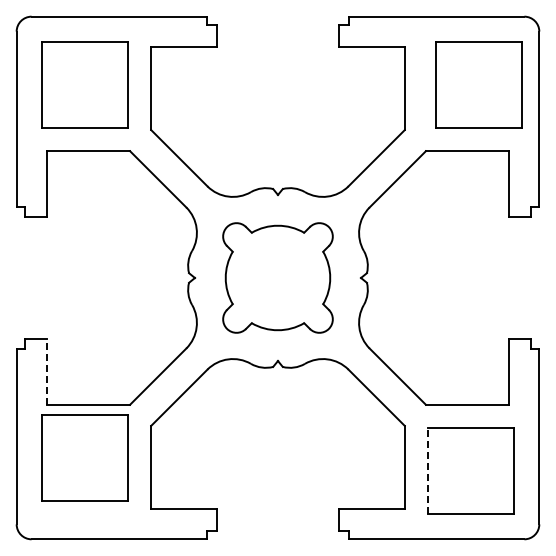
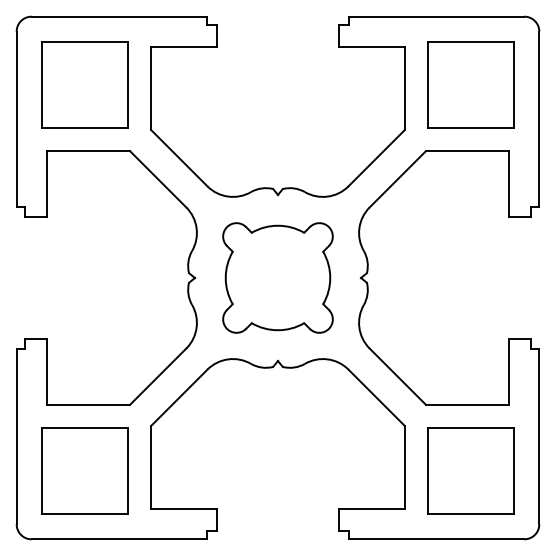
part position: (478, 84) -> (470, 84) (470, 84)
line: dashed -> solid (46, 372)
part position: (84, 457) -> (84, 470) (84, 470)
line: dashed -> solid (428, 471)
